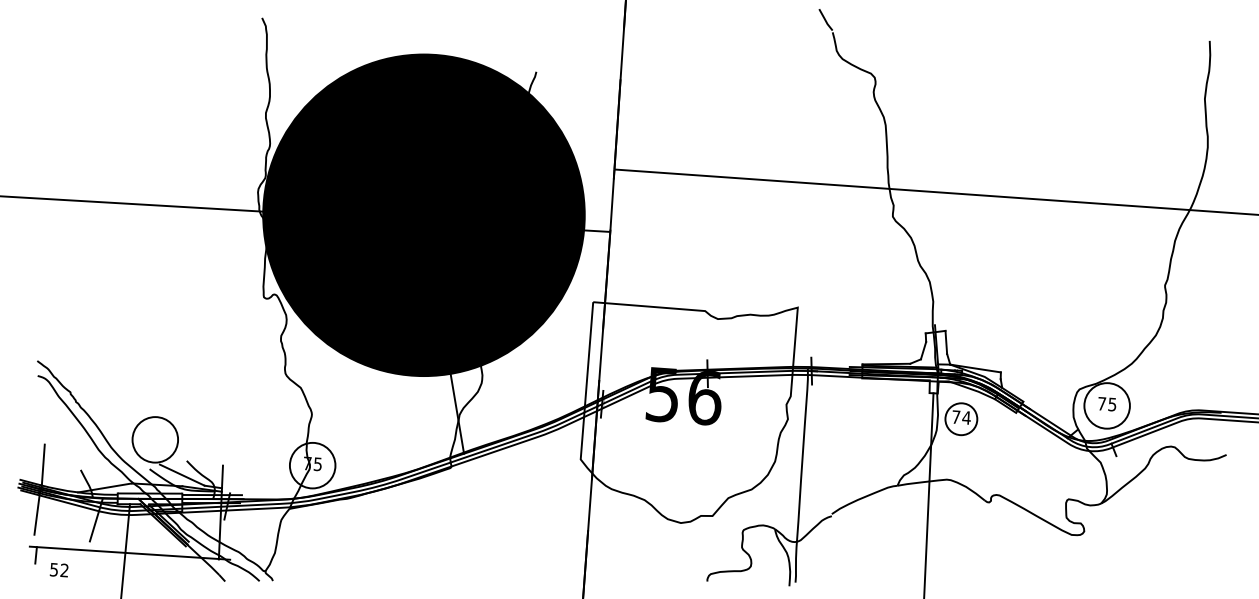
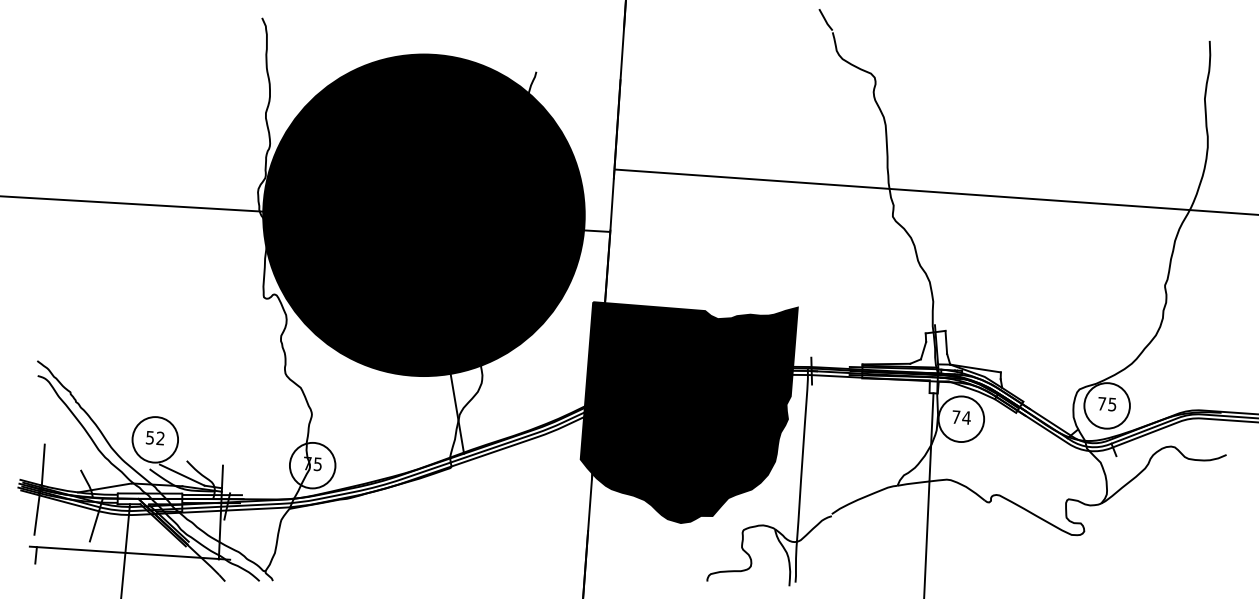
fill: none -> present (688, 412)
circle diameter: 32 px -> 46 px (961, 419)
text position: (58, 570) -> (154, 438) (154, 438)
